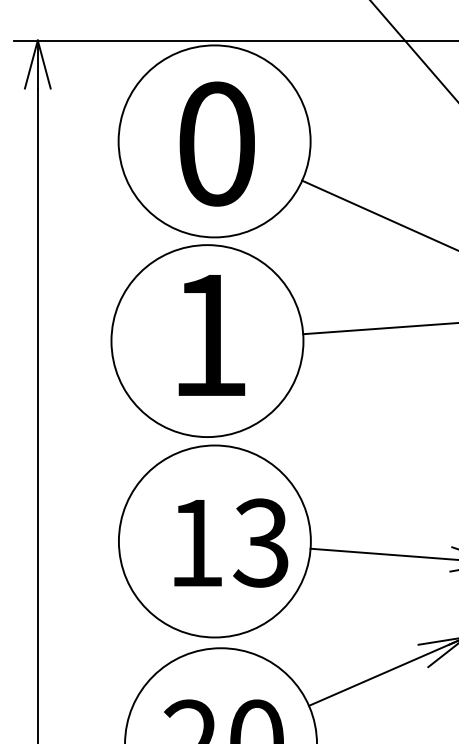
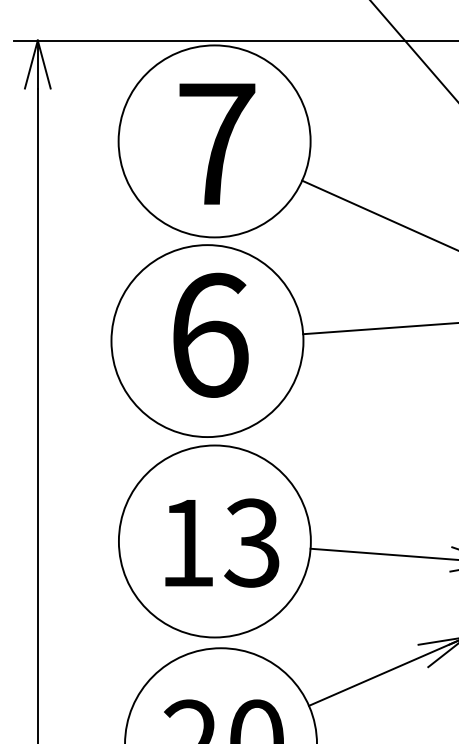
text: 0 -> 7 (217, 143)
text: 1 -> 6 (210, 334)
text position: (231, 542) -> (222, 542) (222, 542)
